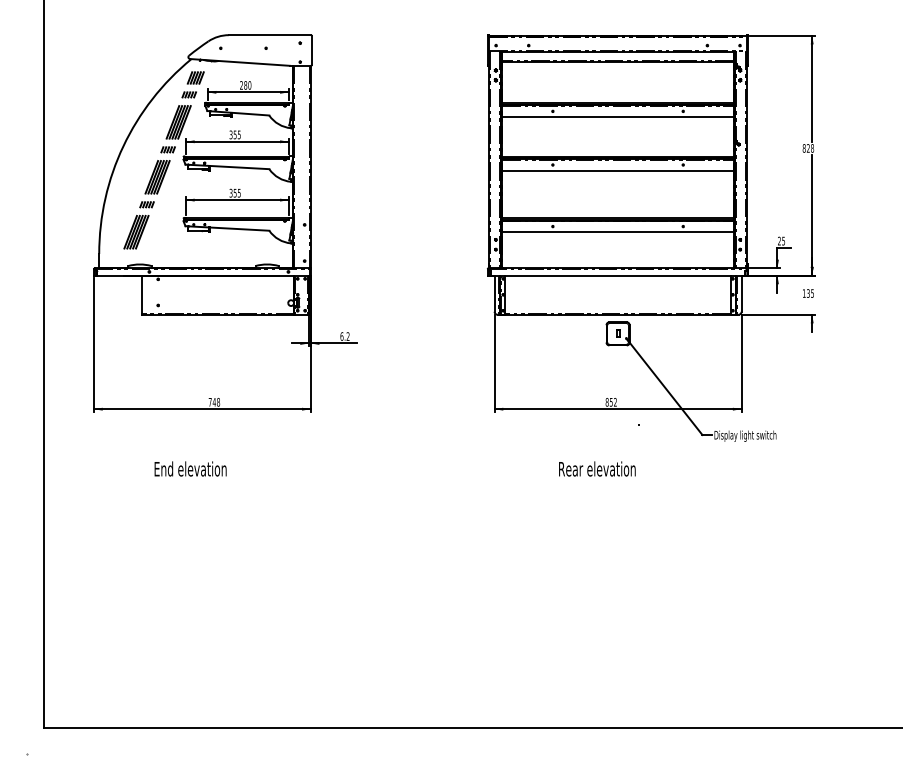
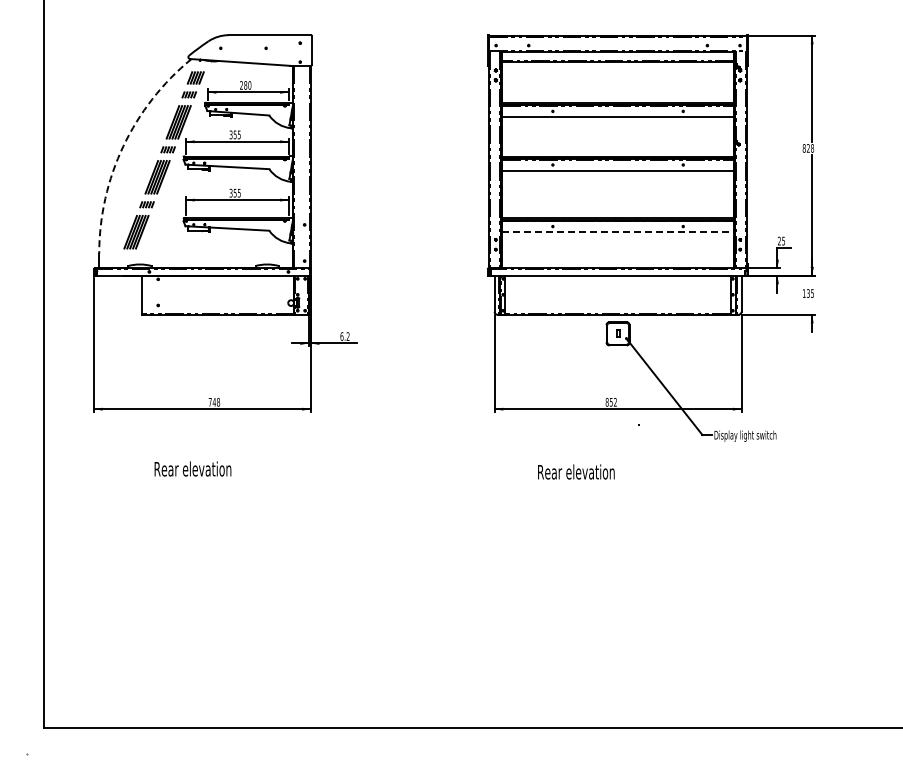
arc: solid -> dashed (123, 146)
line: solid -> dashed (618, 232)
text: End elevation -> Rear elevation (193, 468)
text position: (597, 468) -> (576, 471) (576, 471)
